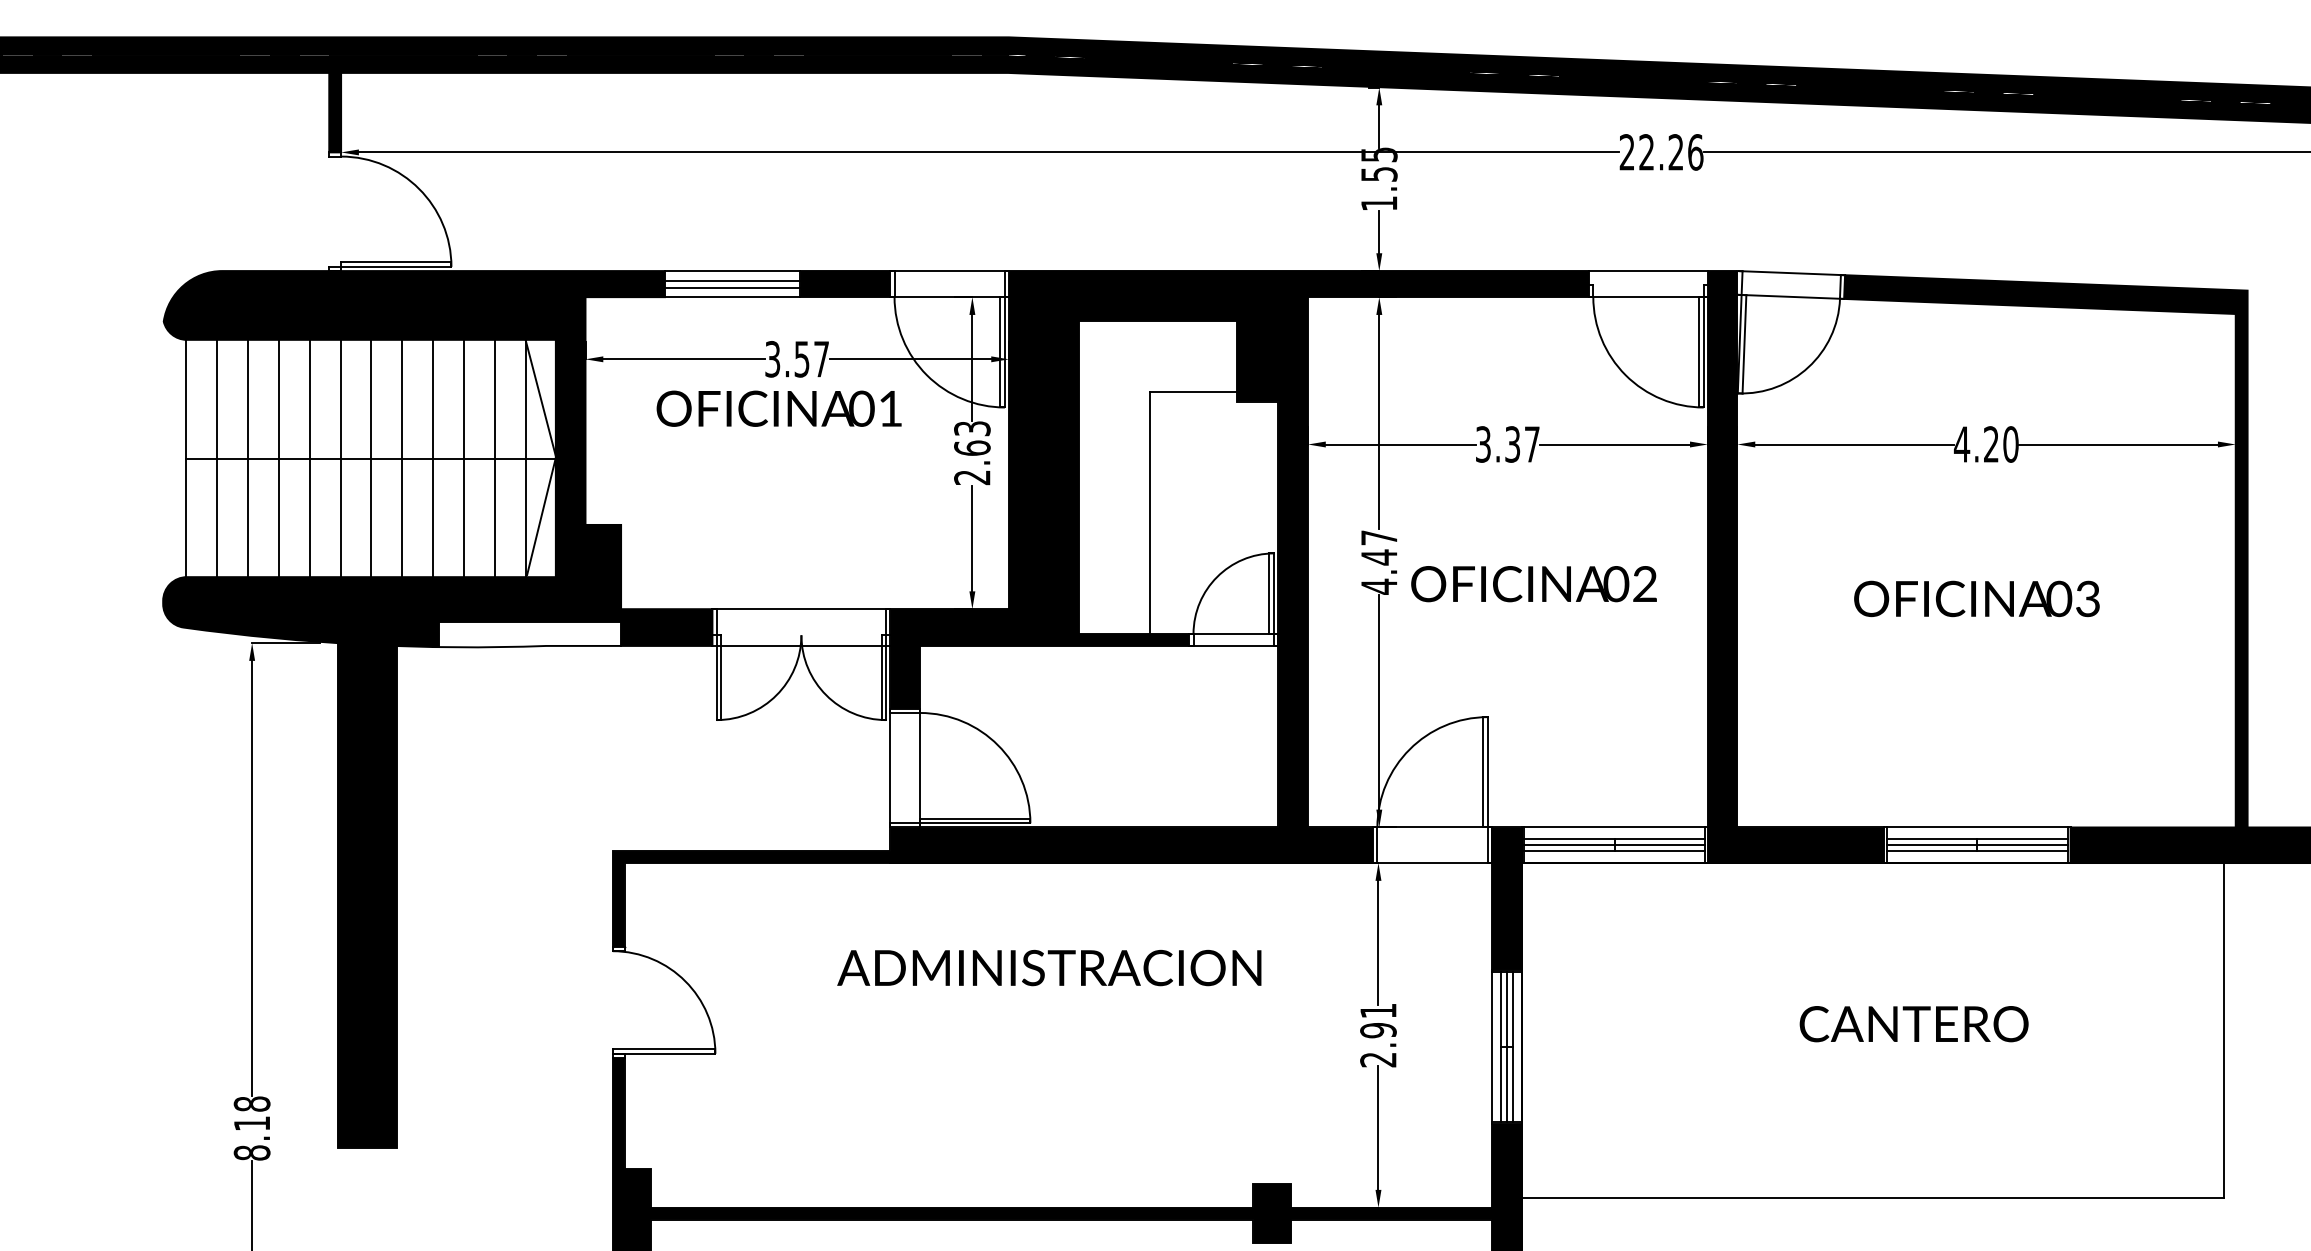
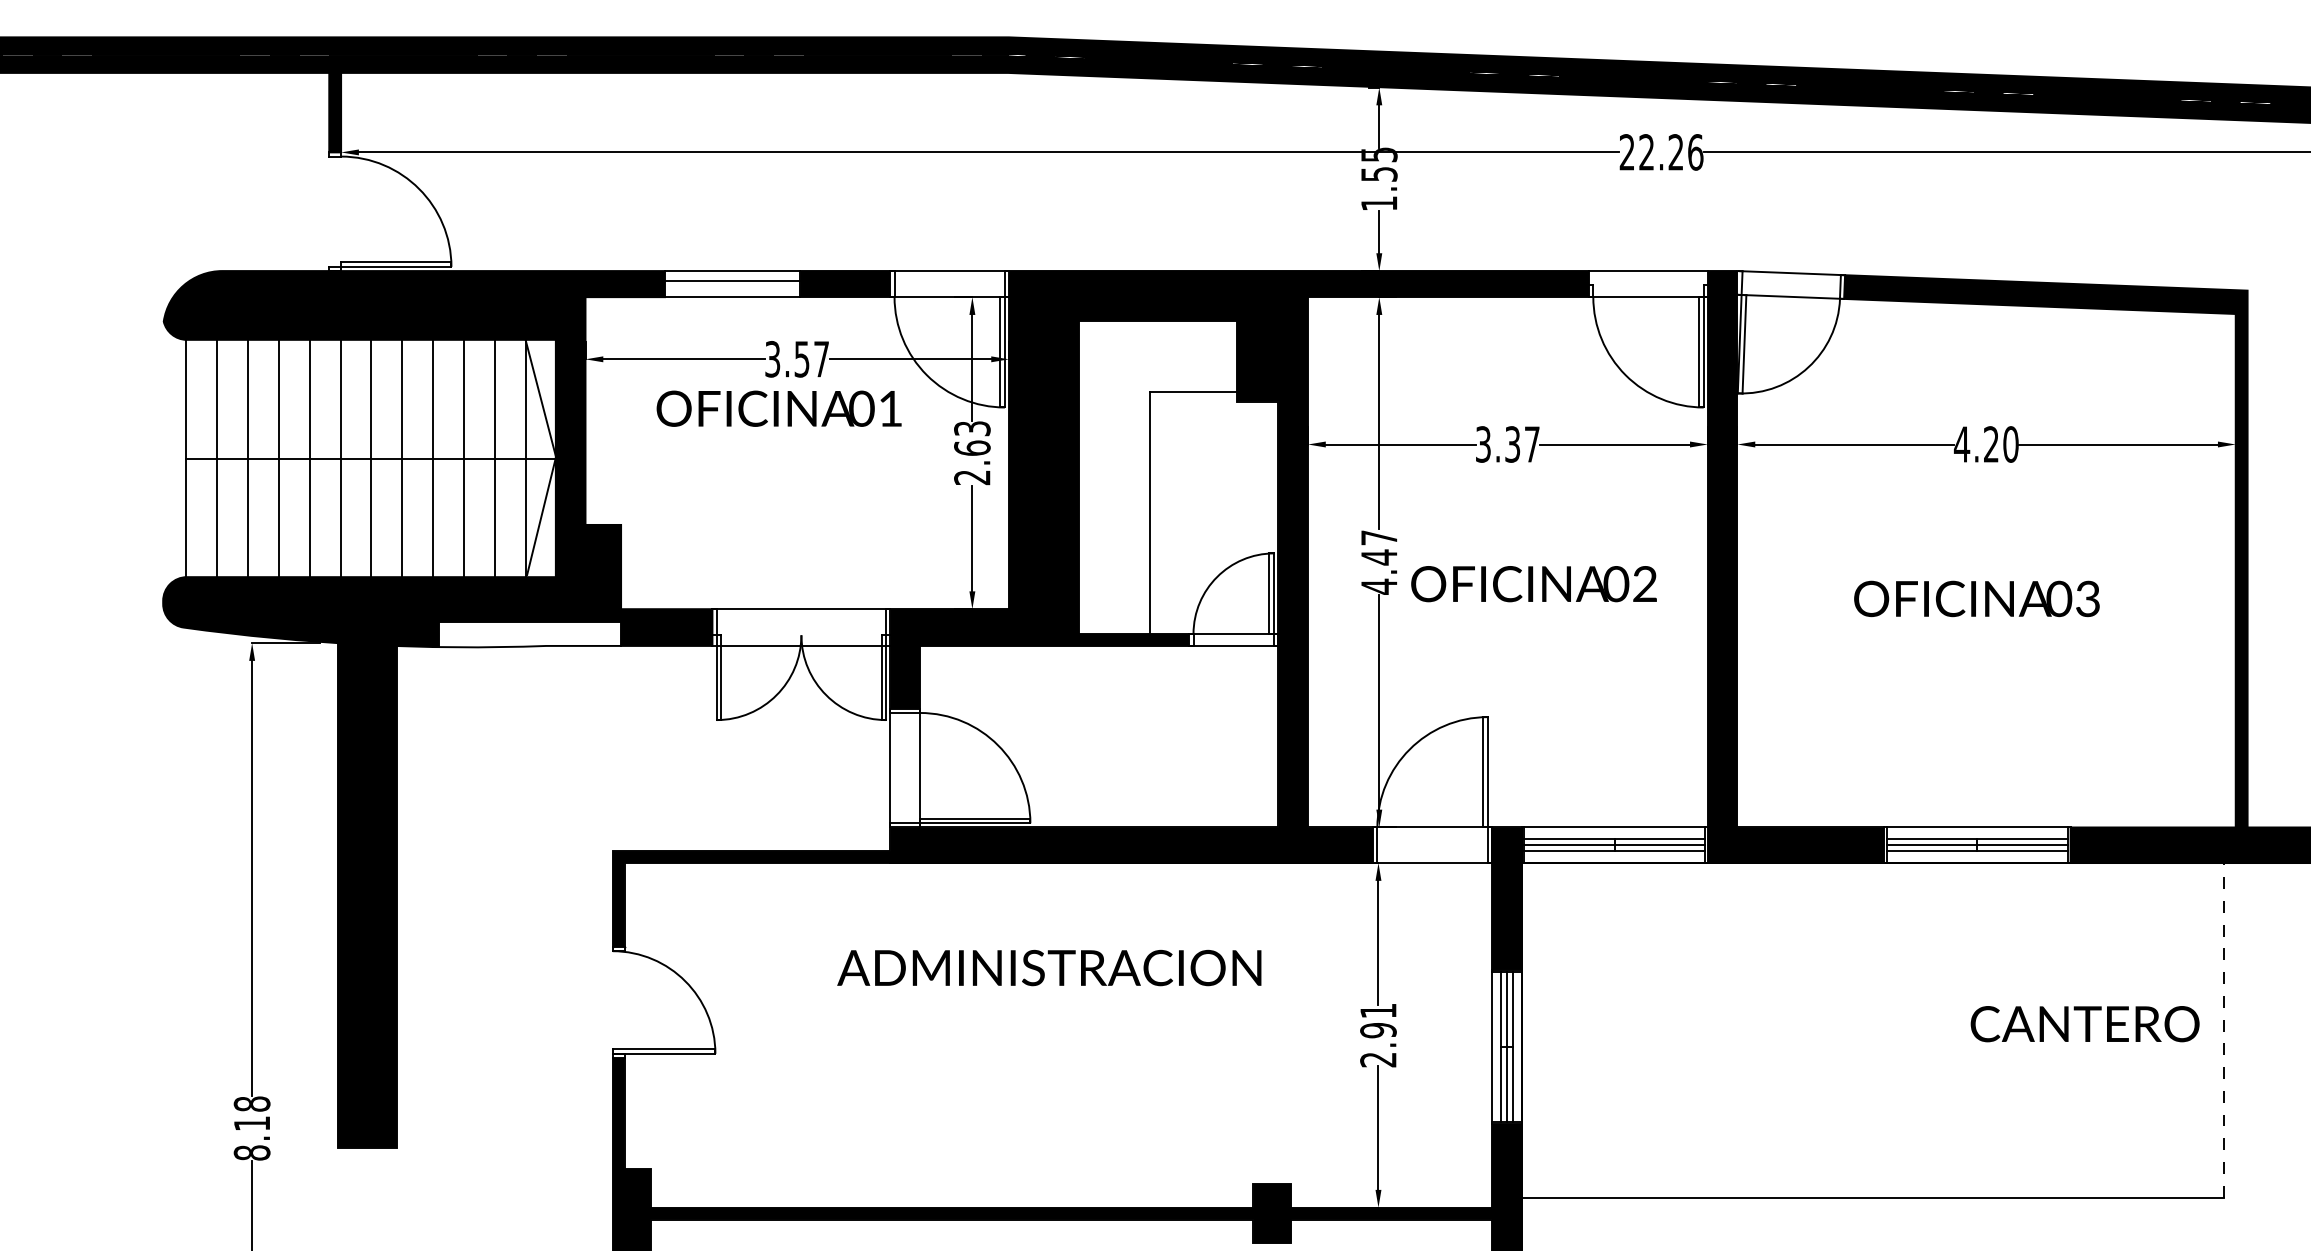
line: present -> none (732, 287)
text position: (1913, 1024) -> (2084, 1024) (2084, 1024)
line: solid -> dashed (2223, 1029)
